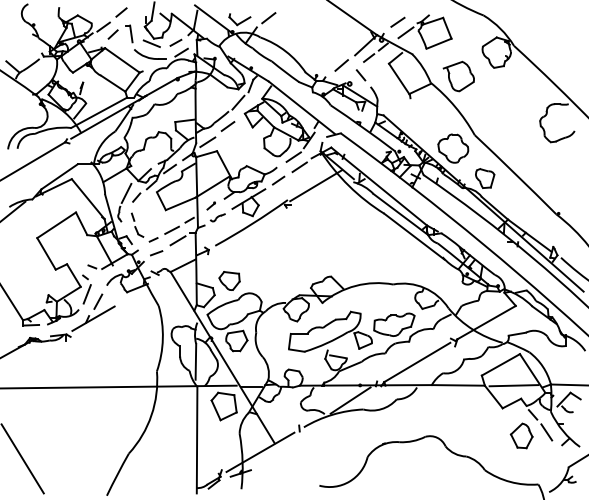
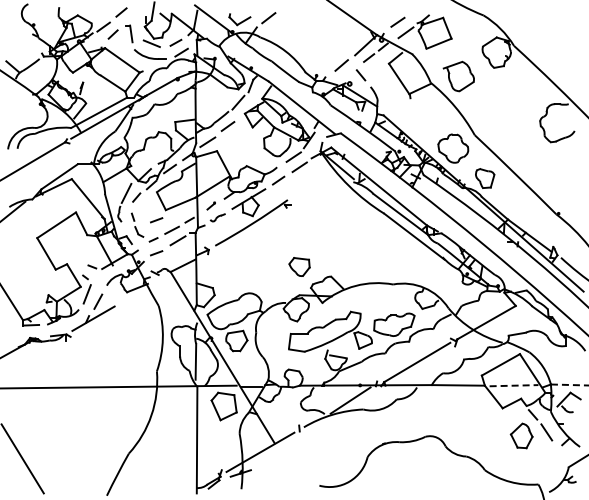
line: present -> none (316, 185)
line: none -> present (156, 220)
part position: (229, 280) -> (299, 266) (299, 266)
line: solid -> dashed (514, 385)
line: solid -> dashed (569, 385)
